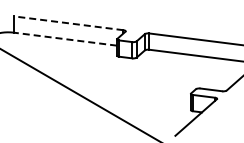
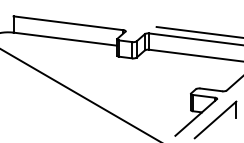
line: dashed -> solid (68, 23)
line: none -> present (198, 32)
line: dashed -> solid (64, 39)
part: none -> present (215, 119)
